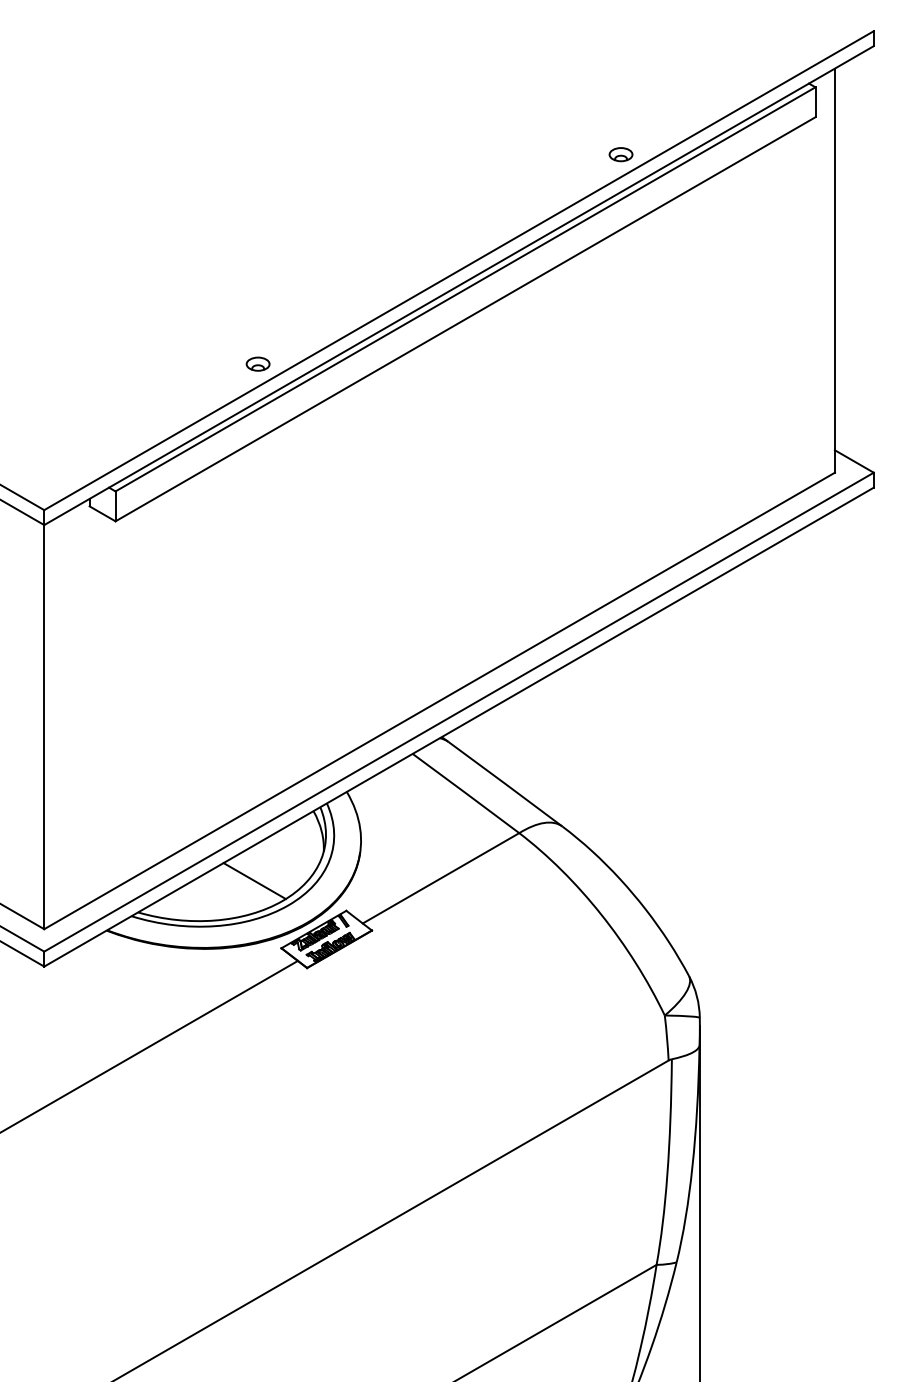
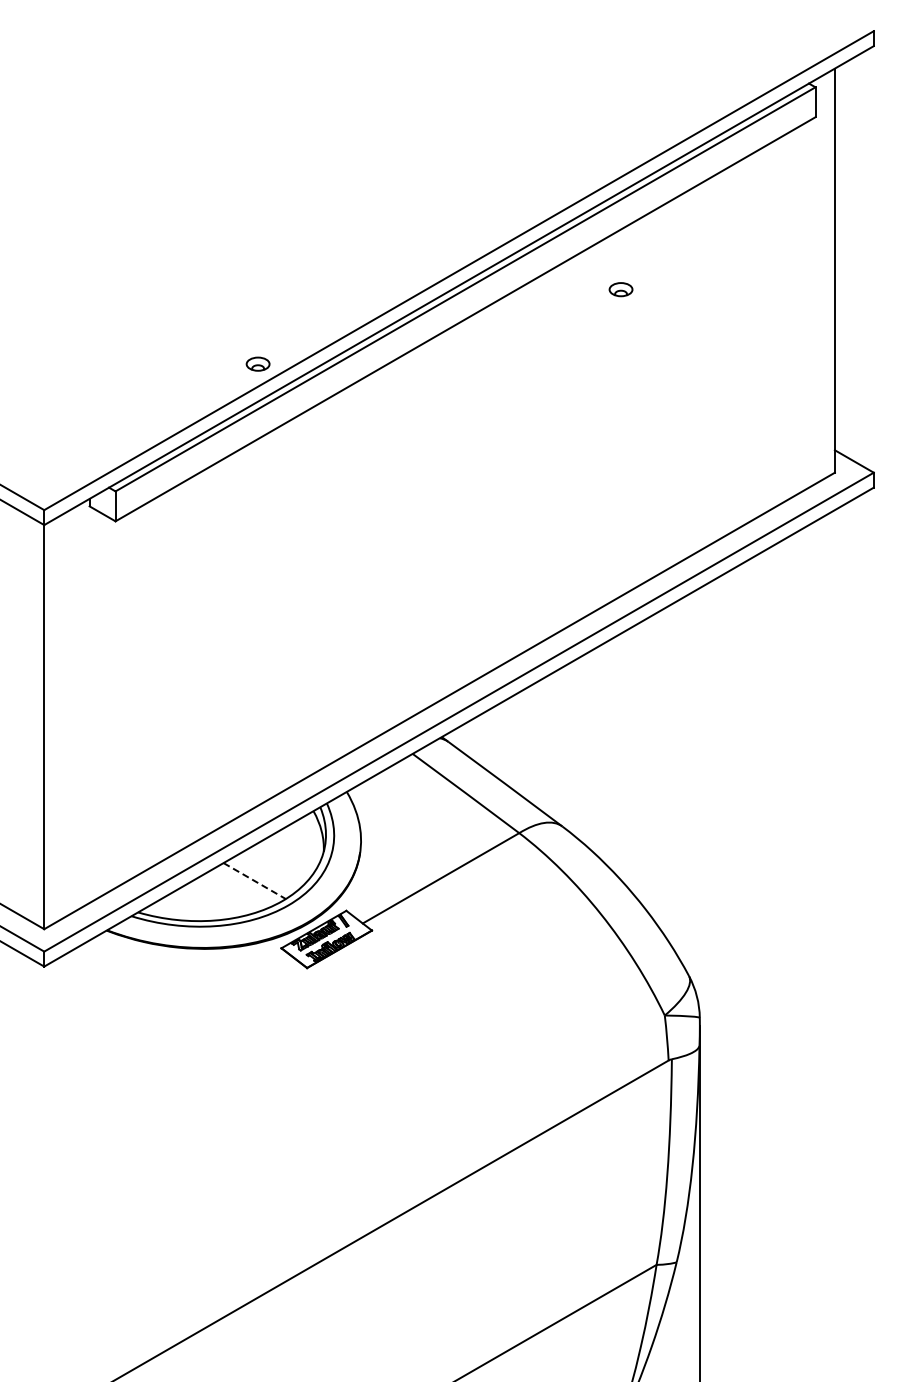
part position: (620, 154) -> (620, 289) (620, 289)
line: solid -> dashed (254, 881)
line: present -> none (149, 1045)
